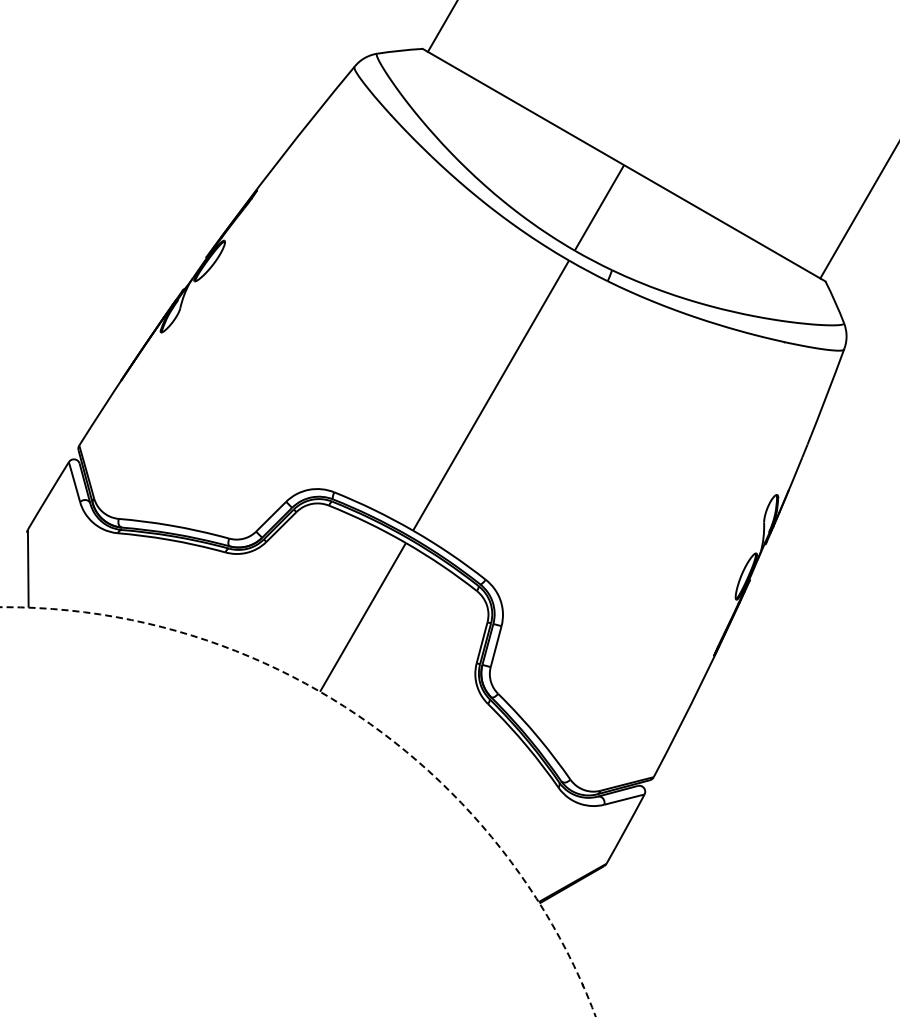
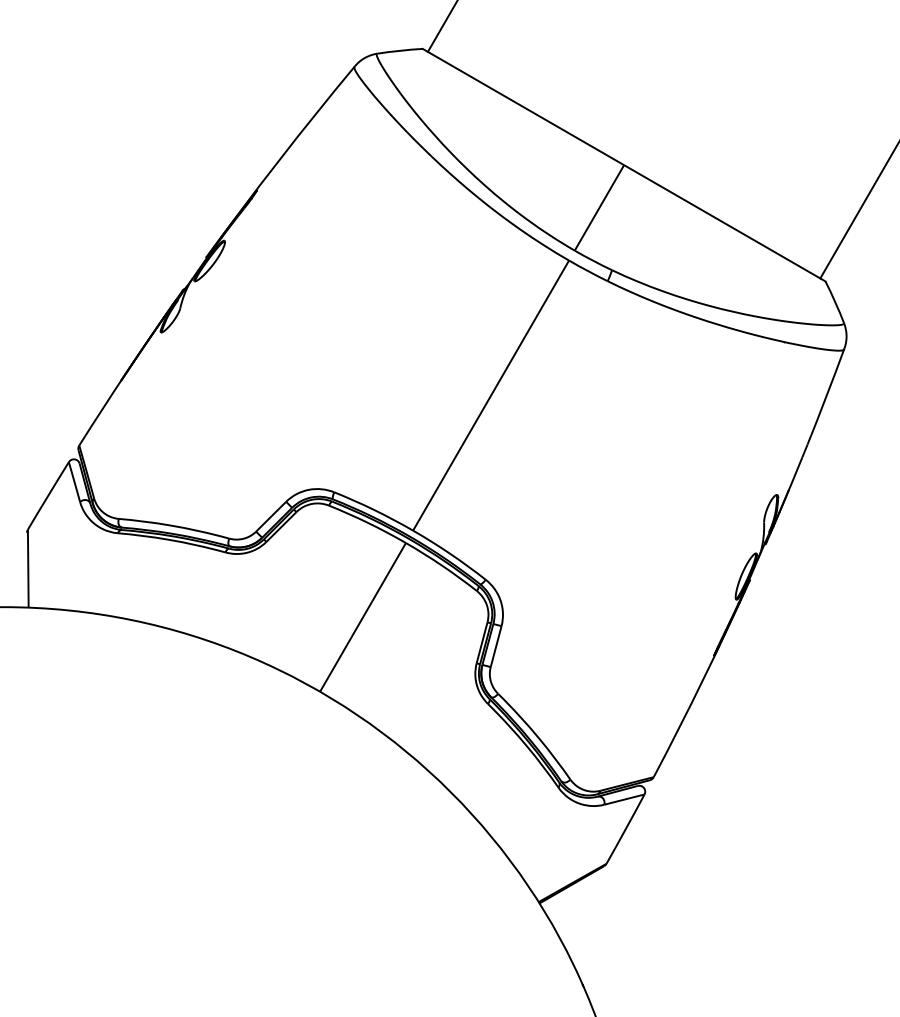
circle: dashed -> solid (297, 811)
